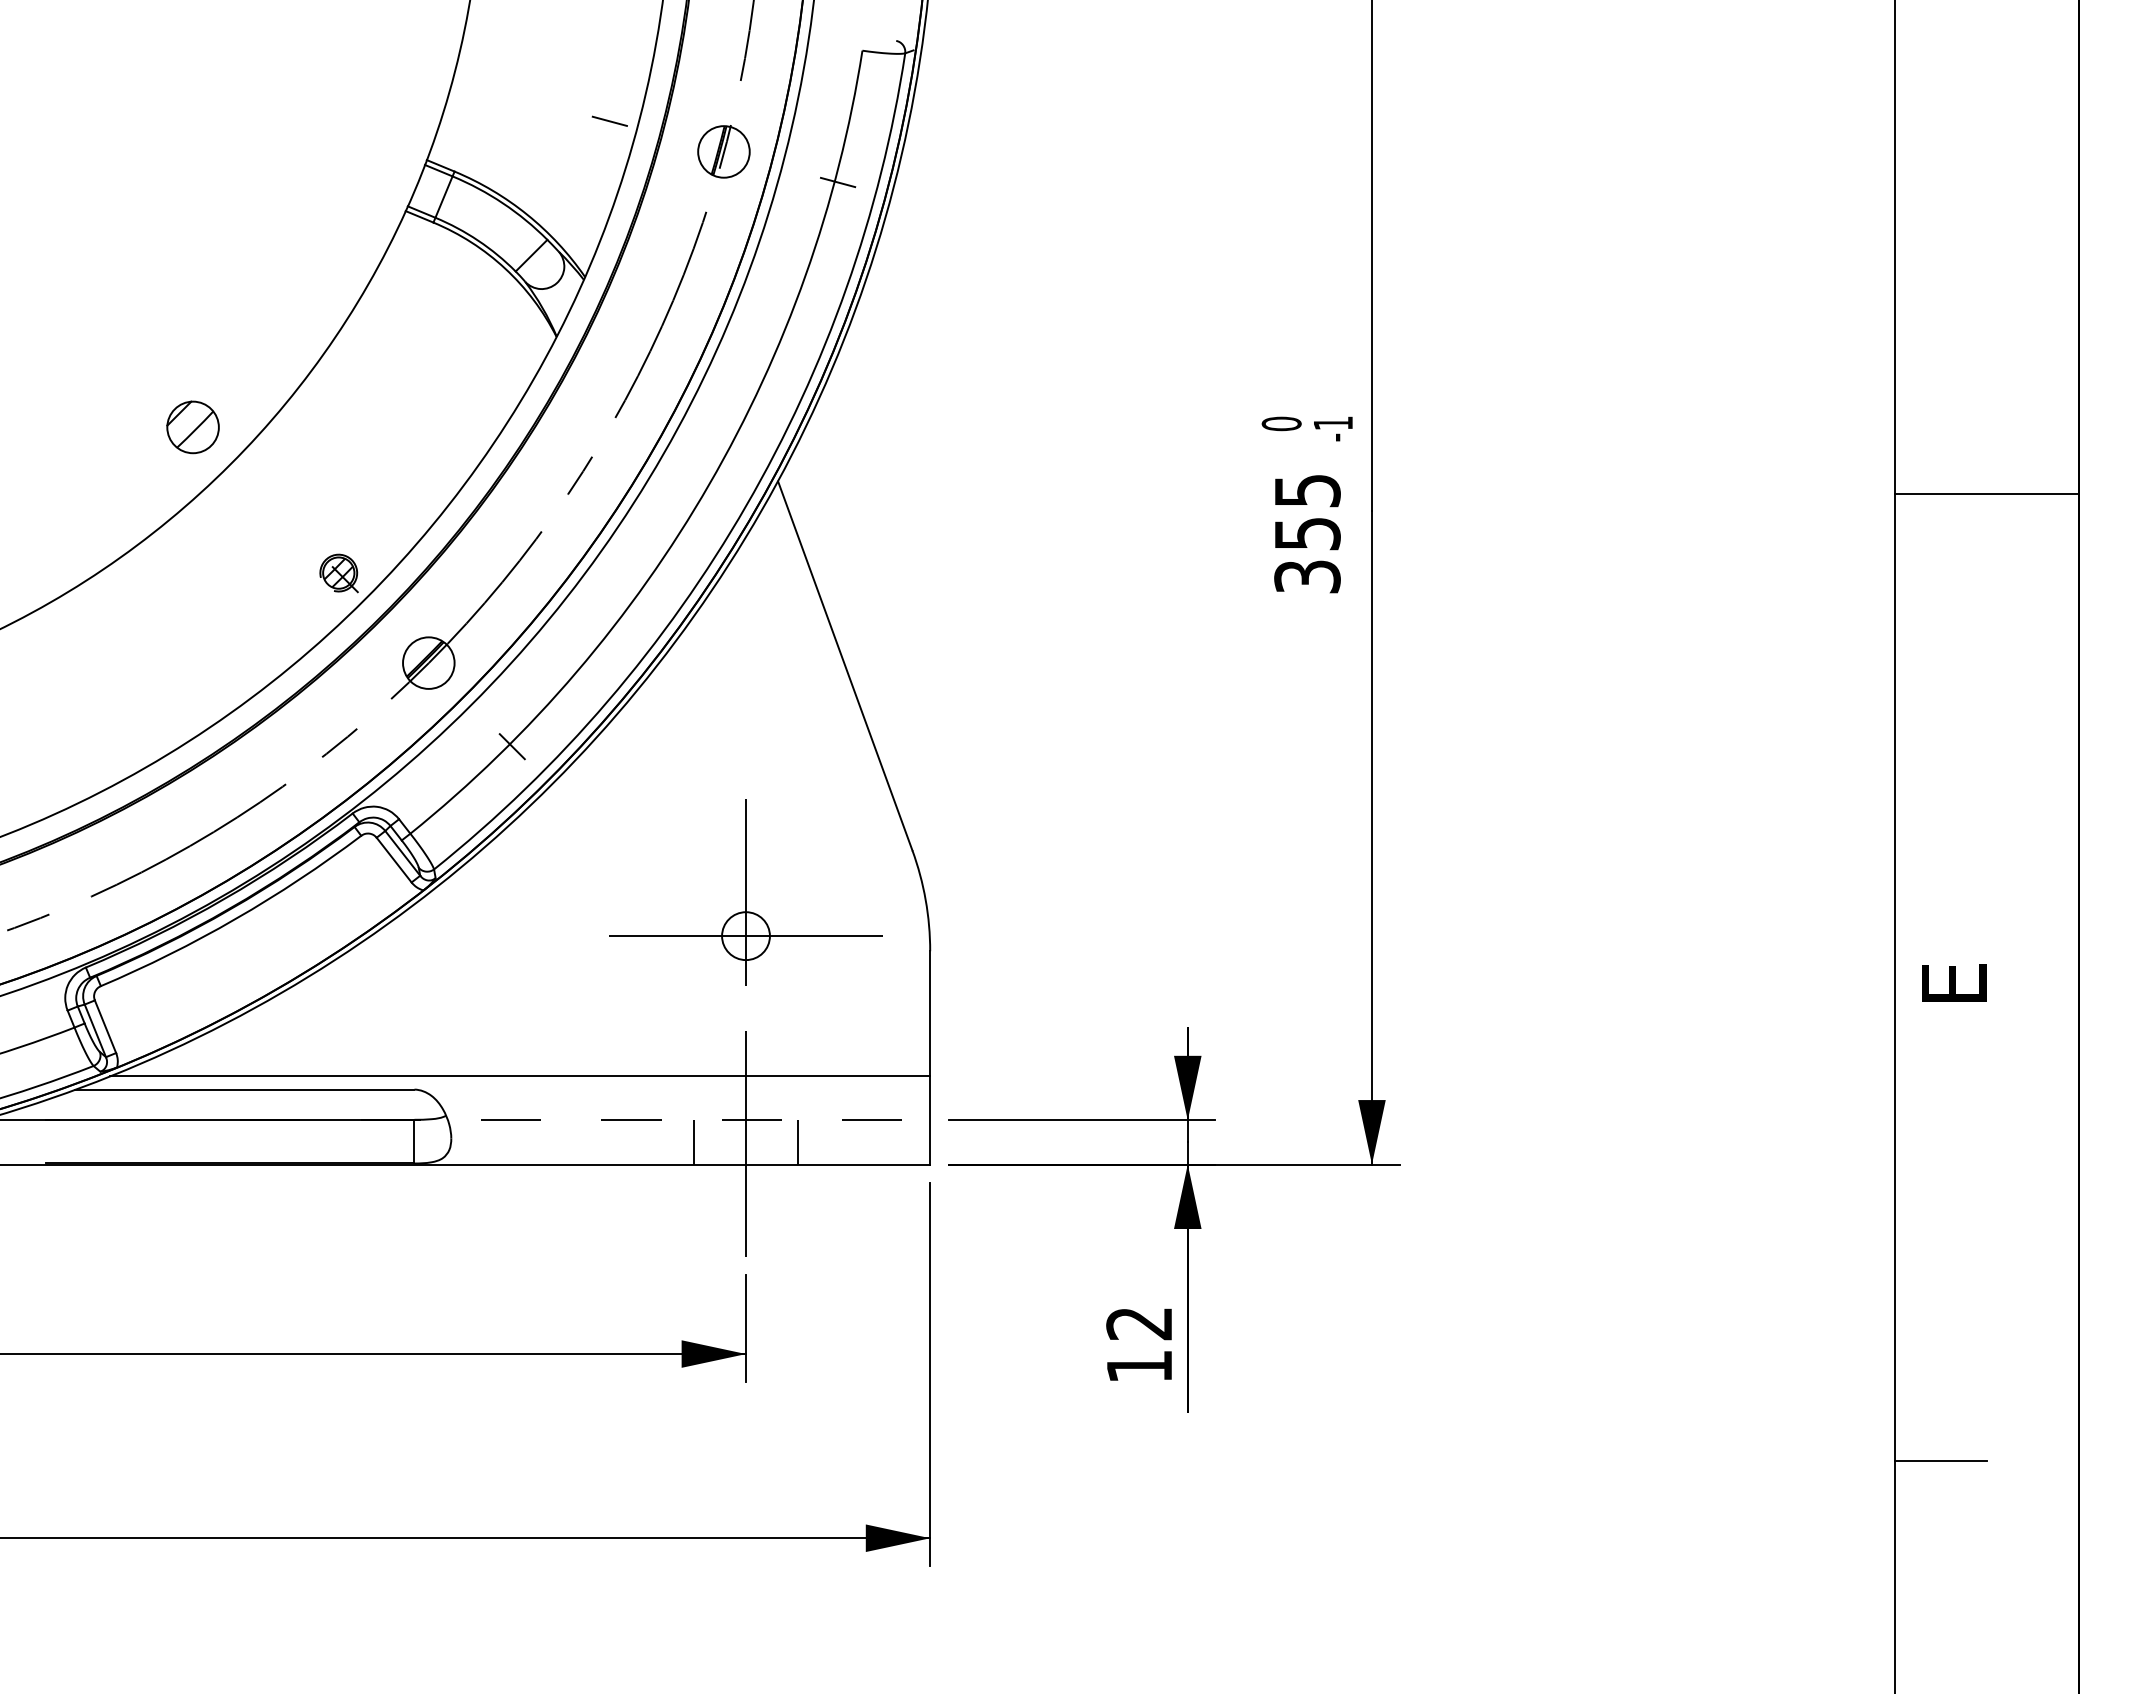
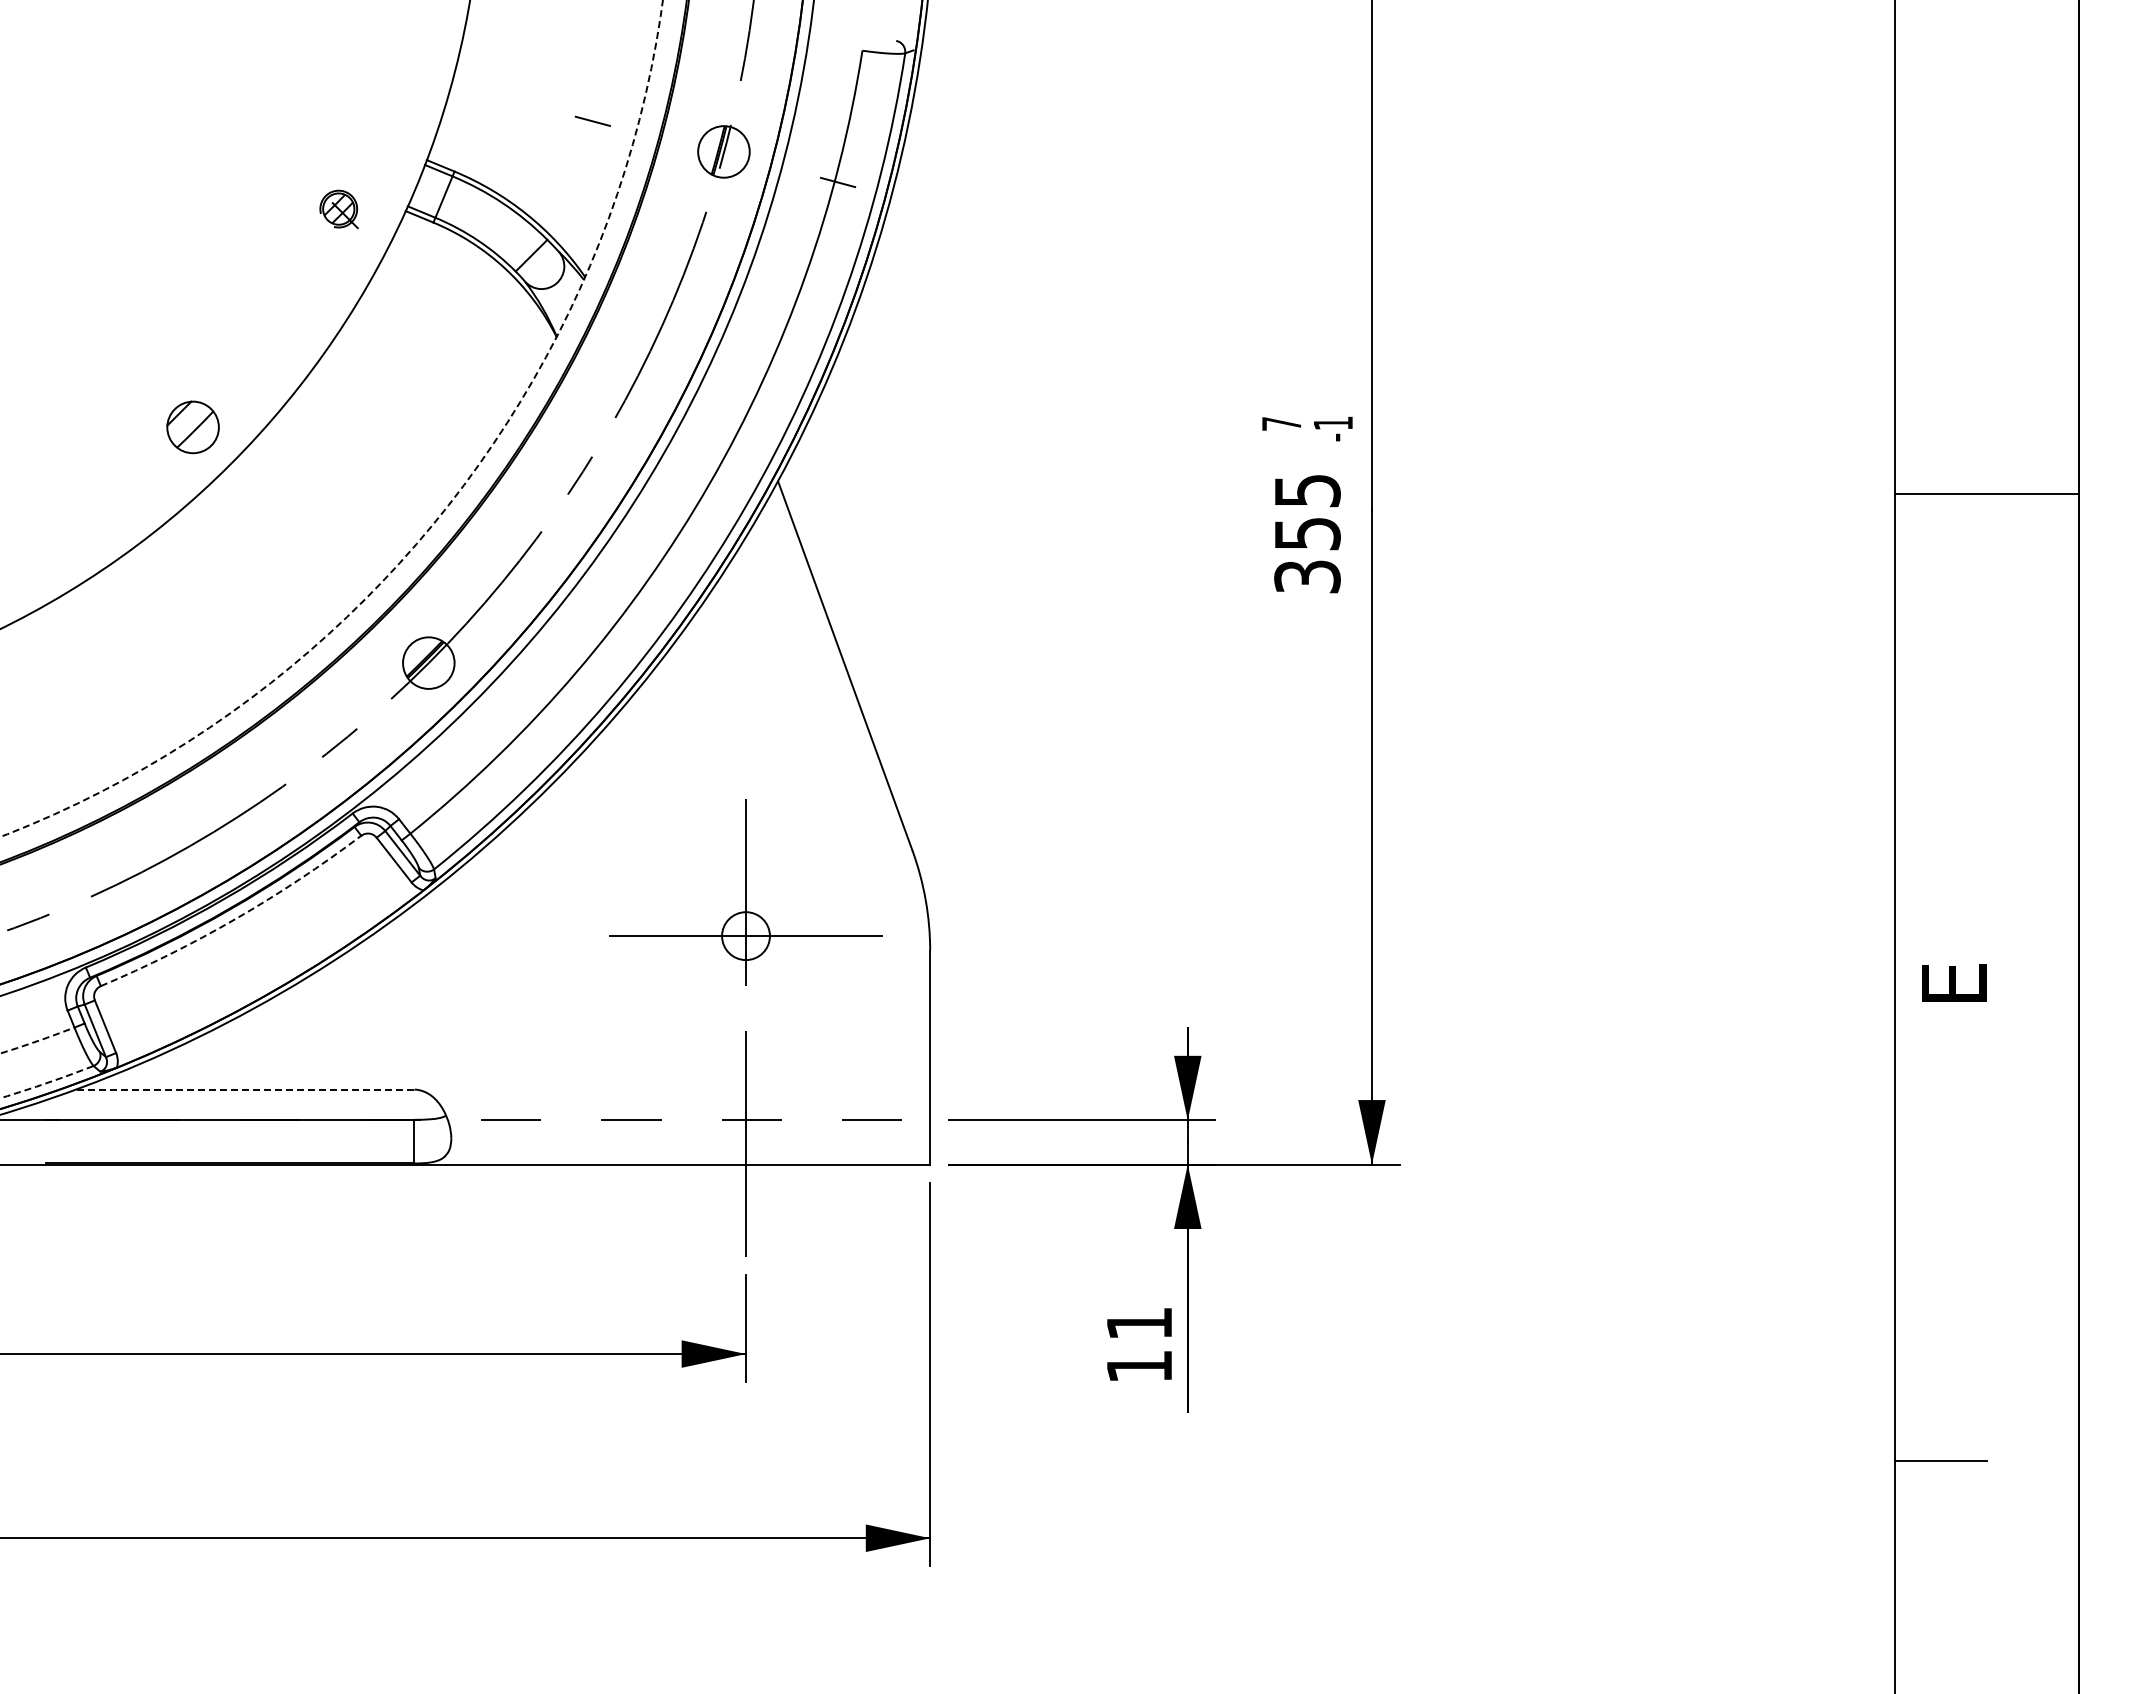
line position: (609, 120) -> (592, 120) (592, 120)
circle: solid -> dashed (331, 418)
text: 0 -> 7 (1281, 423)
part position: (338, 573) -> (338, 209) (338, 209)
line: present -> none (512, 746)
arc: solid -> dashed (235, 918)
arc: solid -> dashed (37, 1041)
line: present -> none (520, 1076)
arc: solid -> dashed (46, 1083)
line: solid -> dashed (244, 1089)
line: present -> none (694, 1142)
line: present -> none (797, 1142)
text: 12 -> 11 (1138, 1324)
